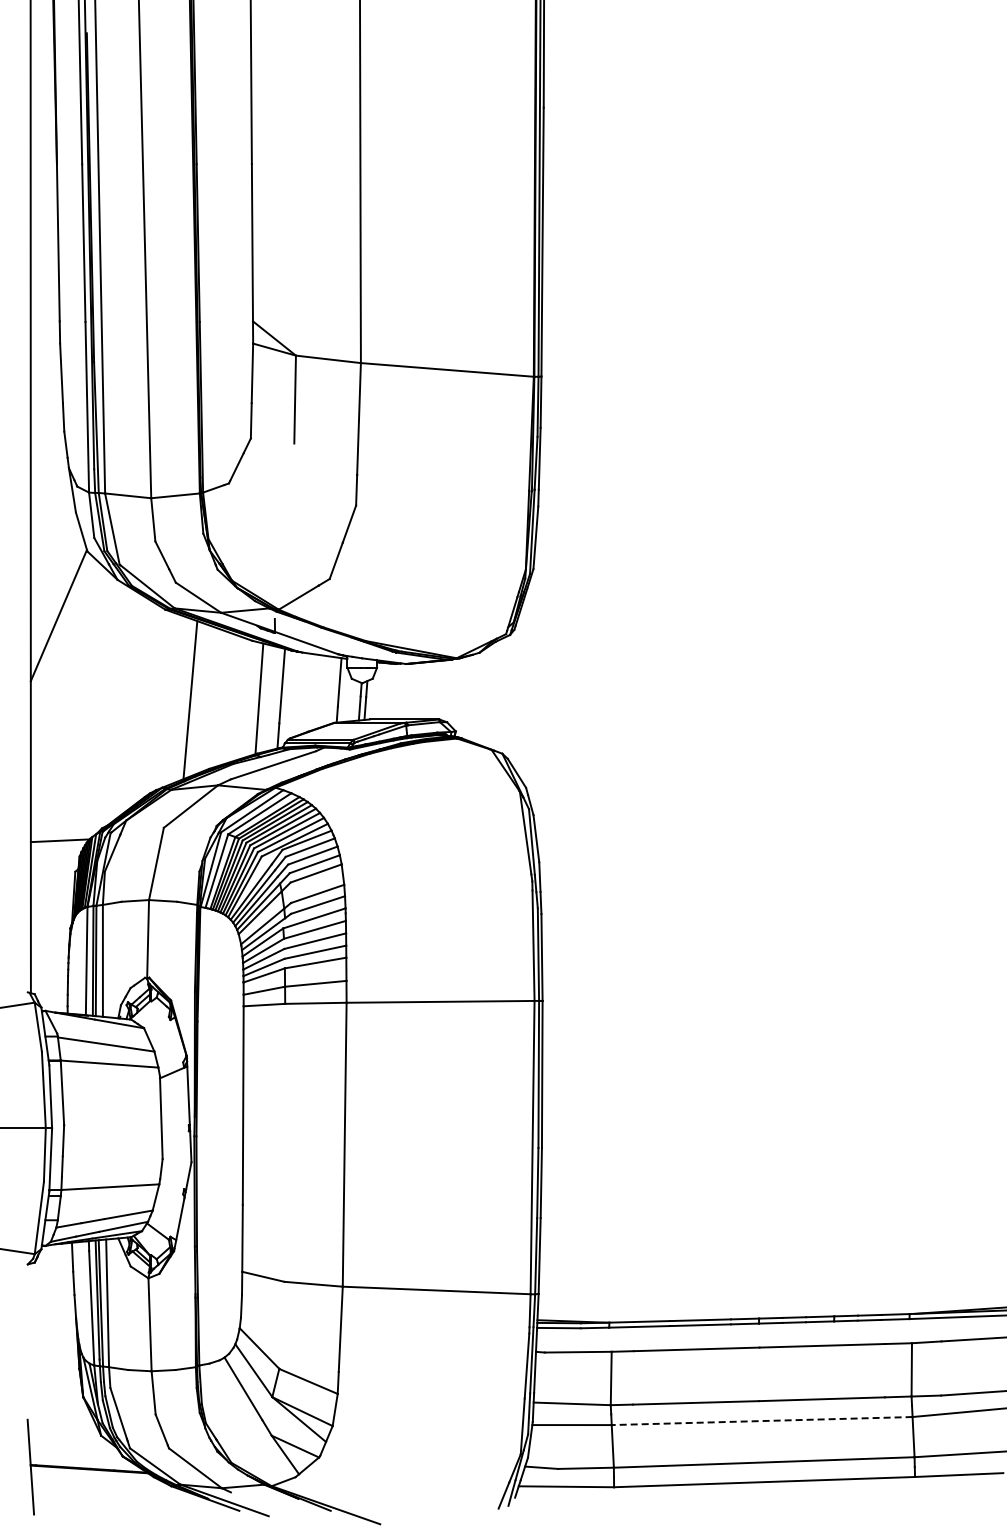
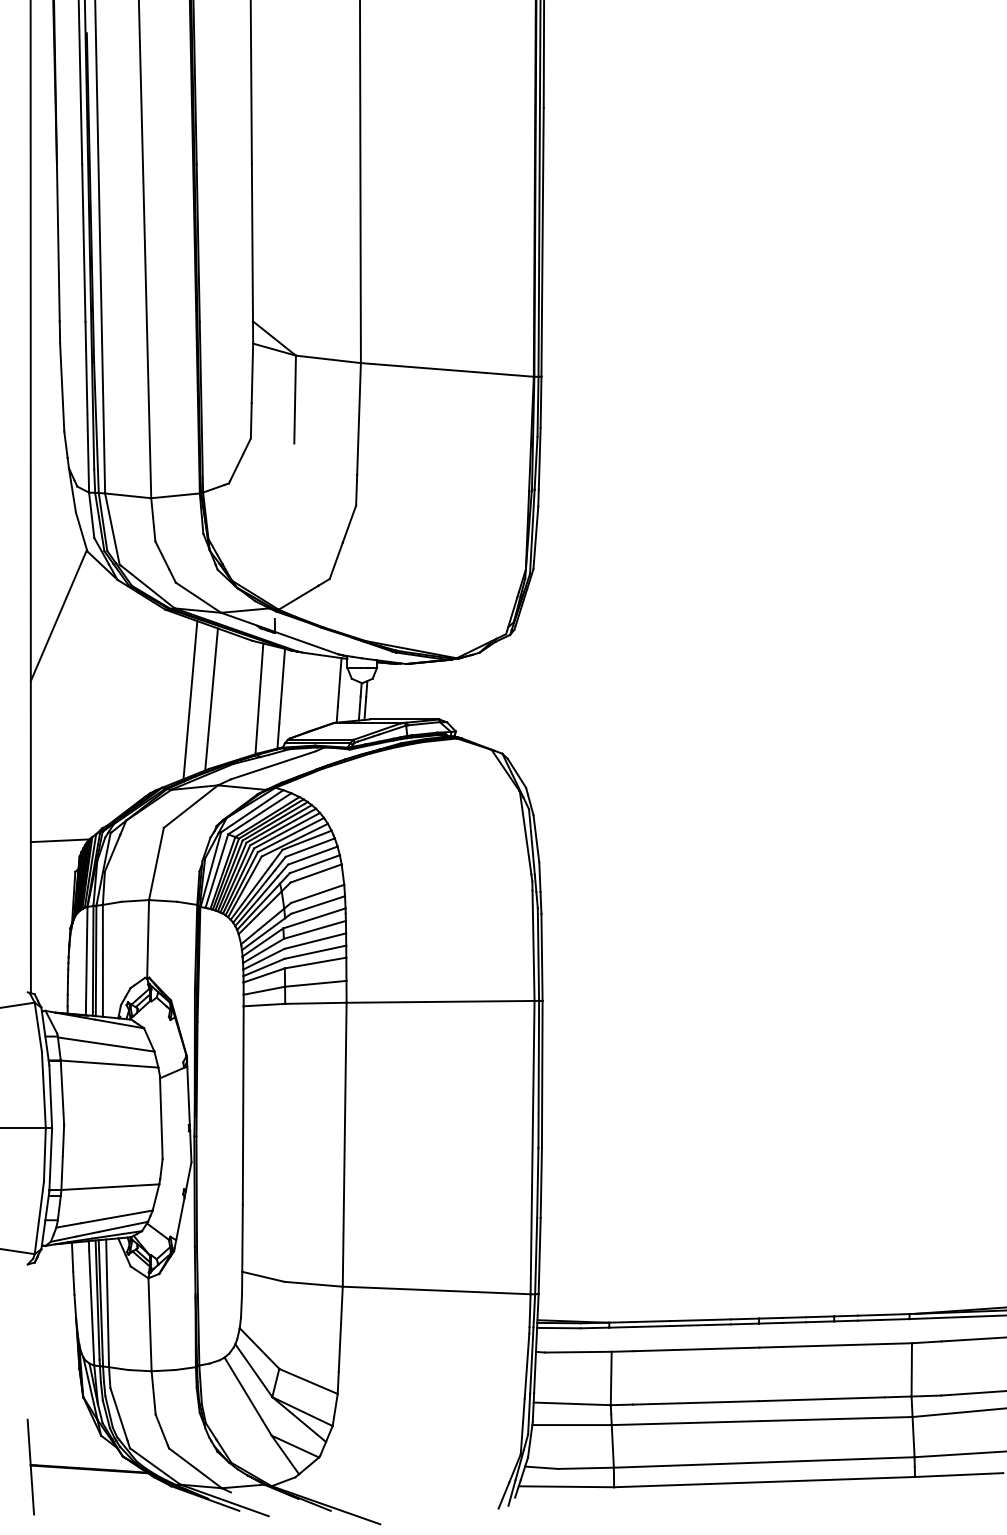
line: none -> present (211, 699)
line: dashed -> solid (761, 1421)
